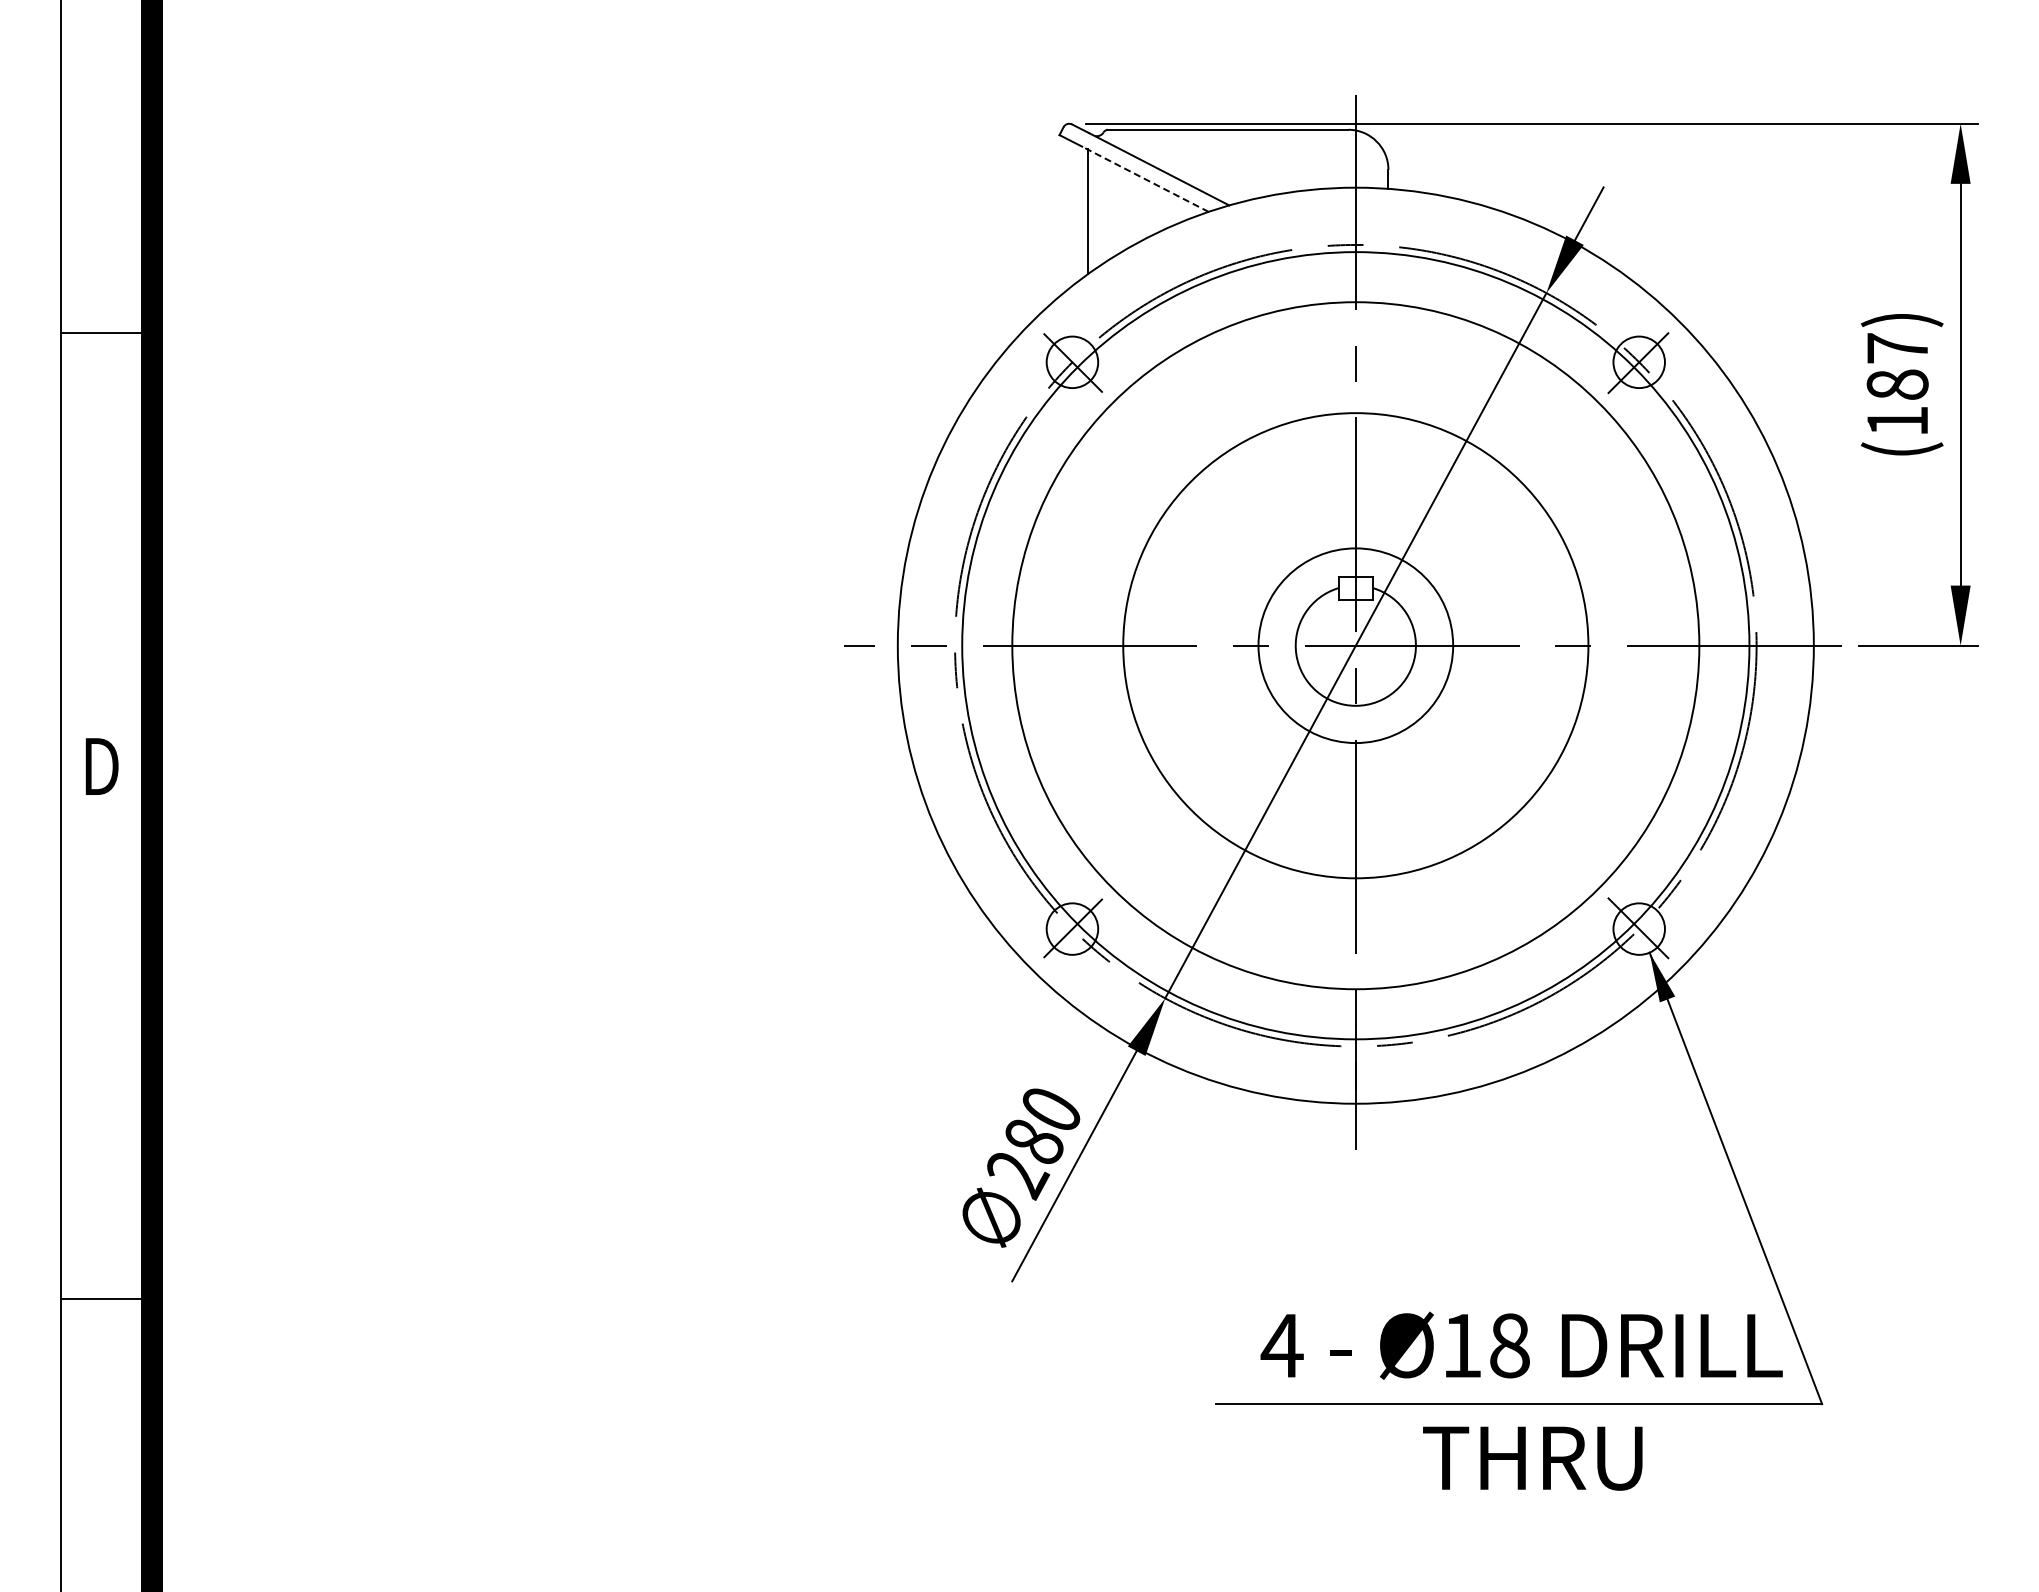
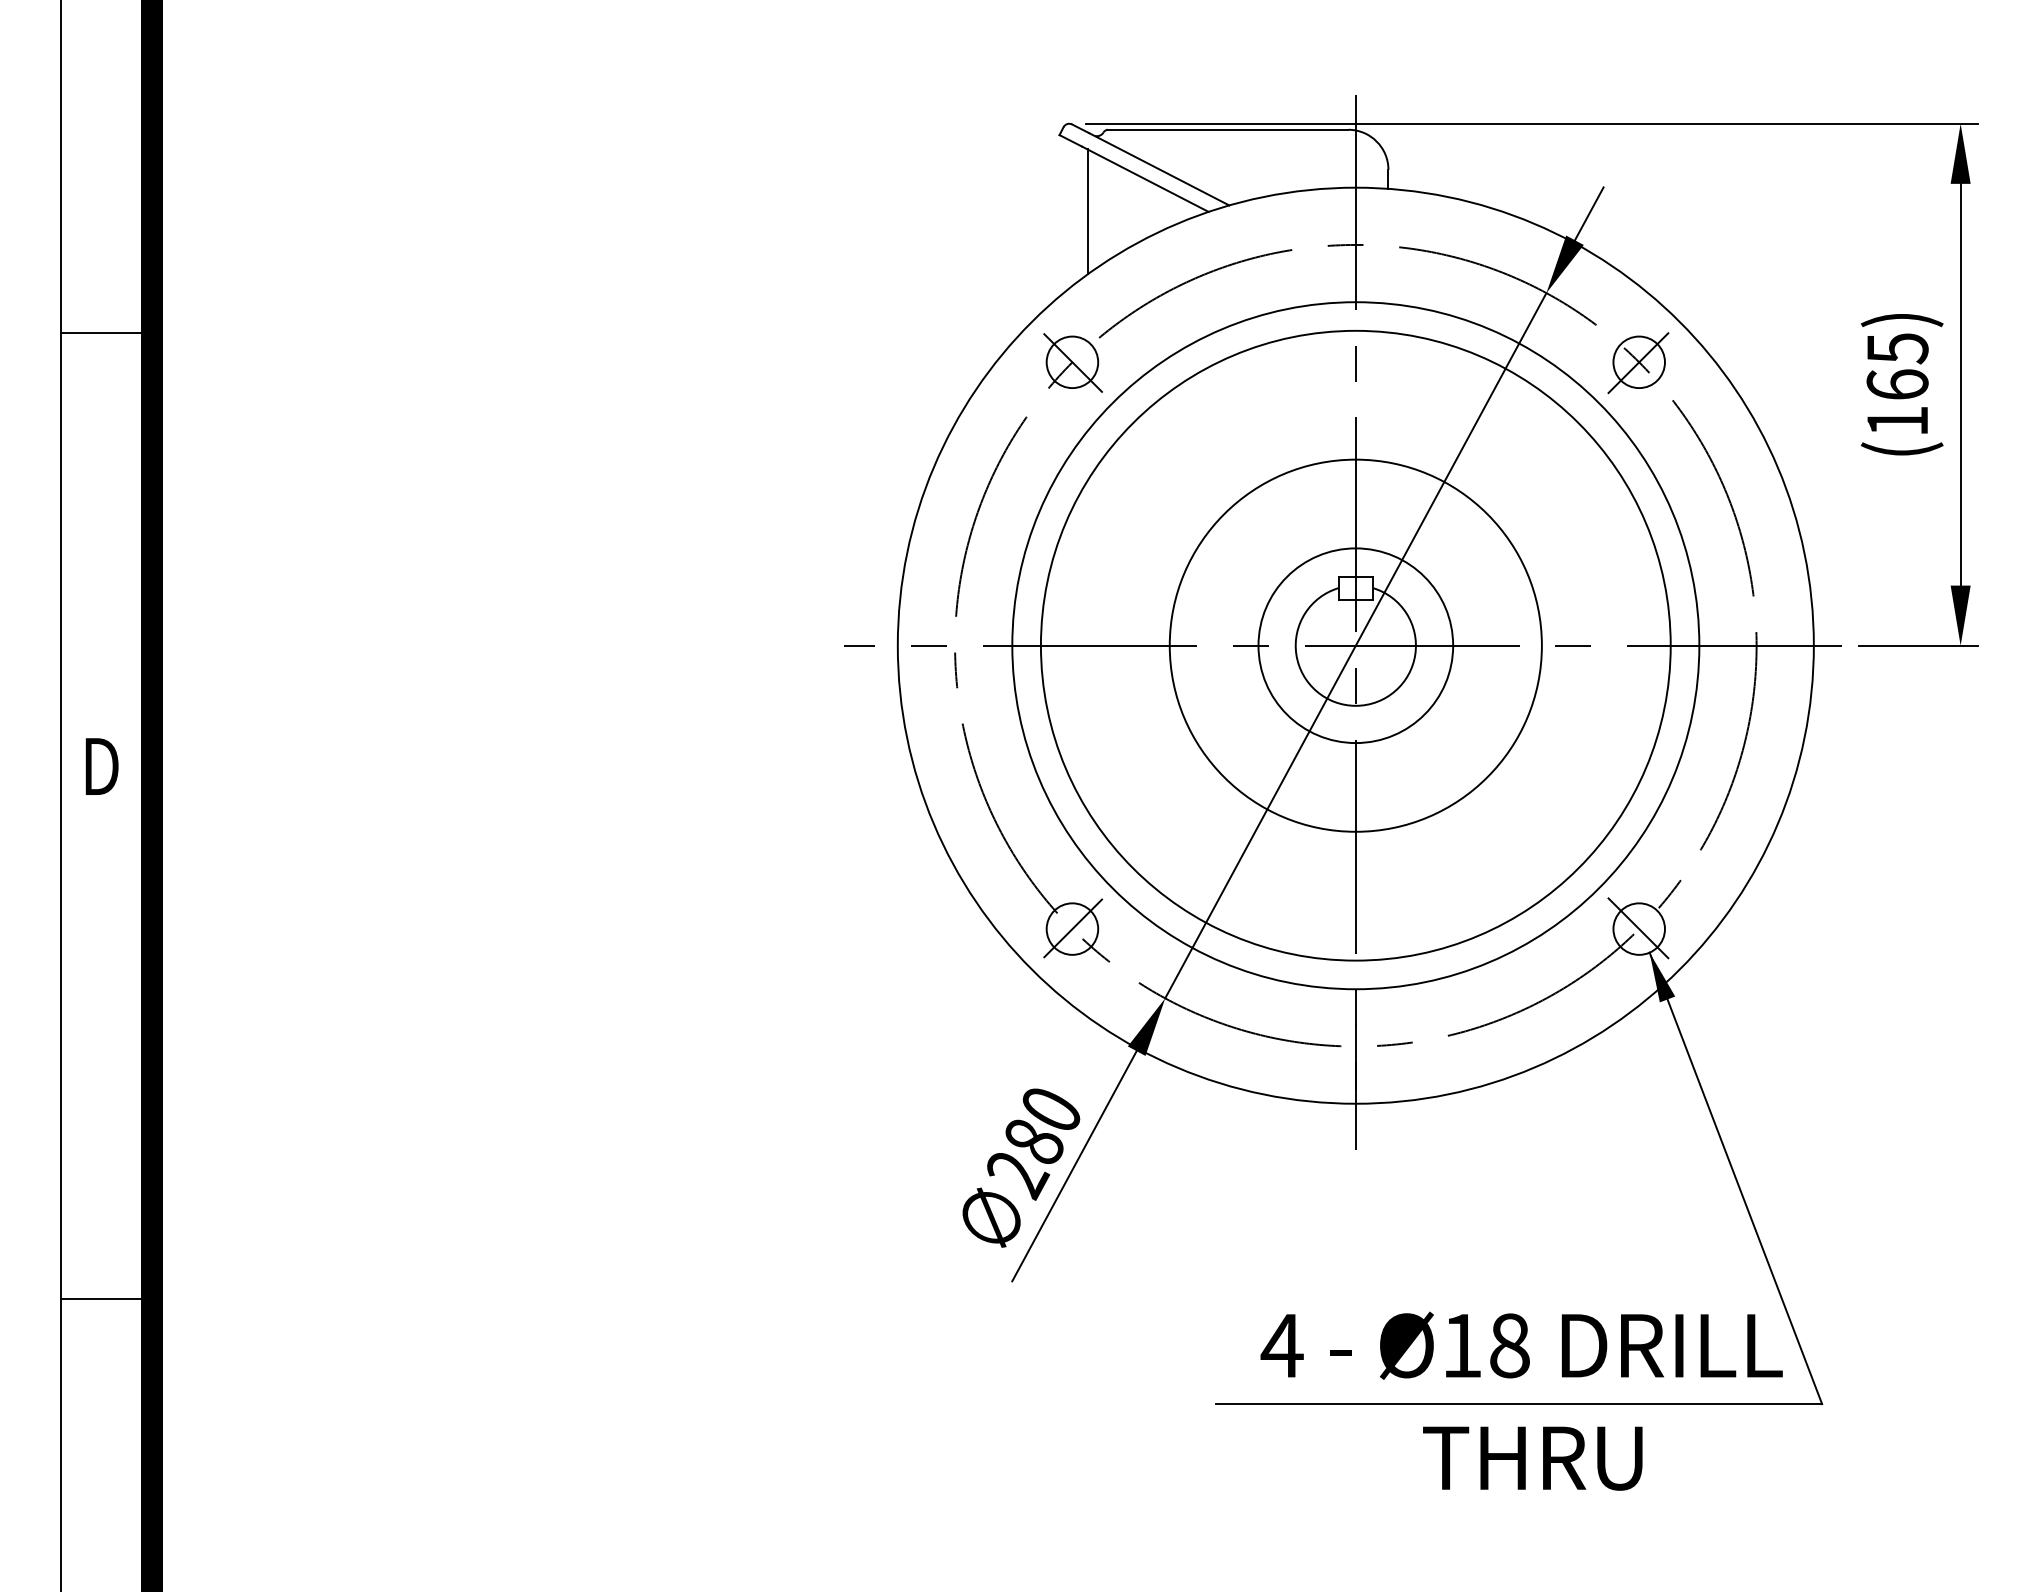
line: dashed -> solid (1145, 179)
text: (187) -> (165) (1897, 366)
circle diameter: 465 px -> 372 px (1355, 645)
circle diameter: 787 px -> 630 px (1355, 645)
